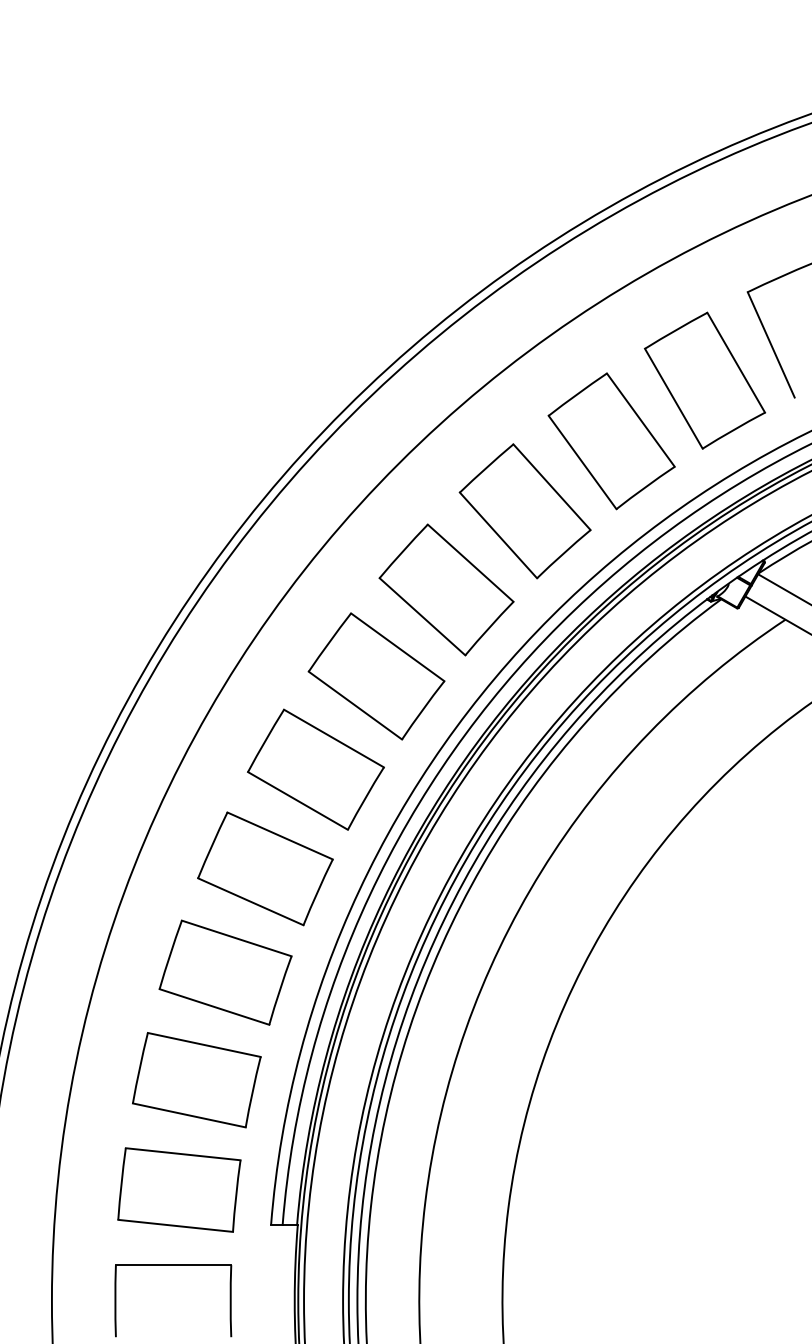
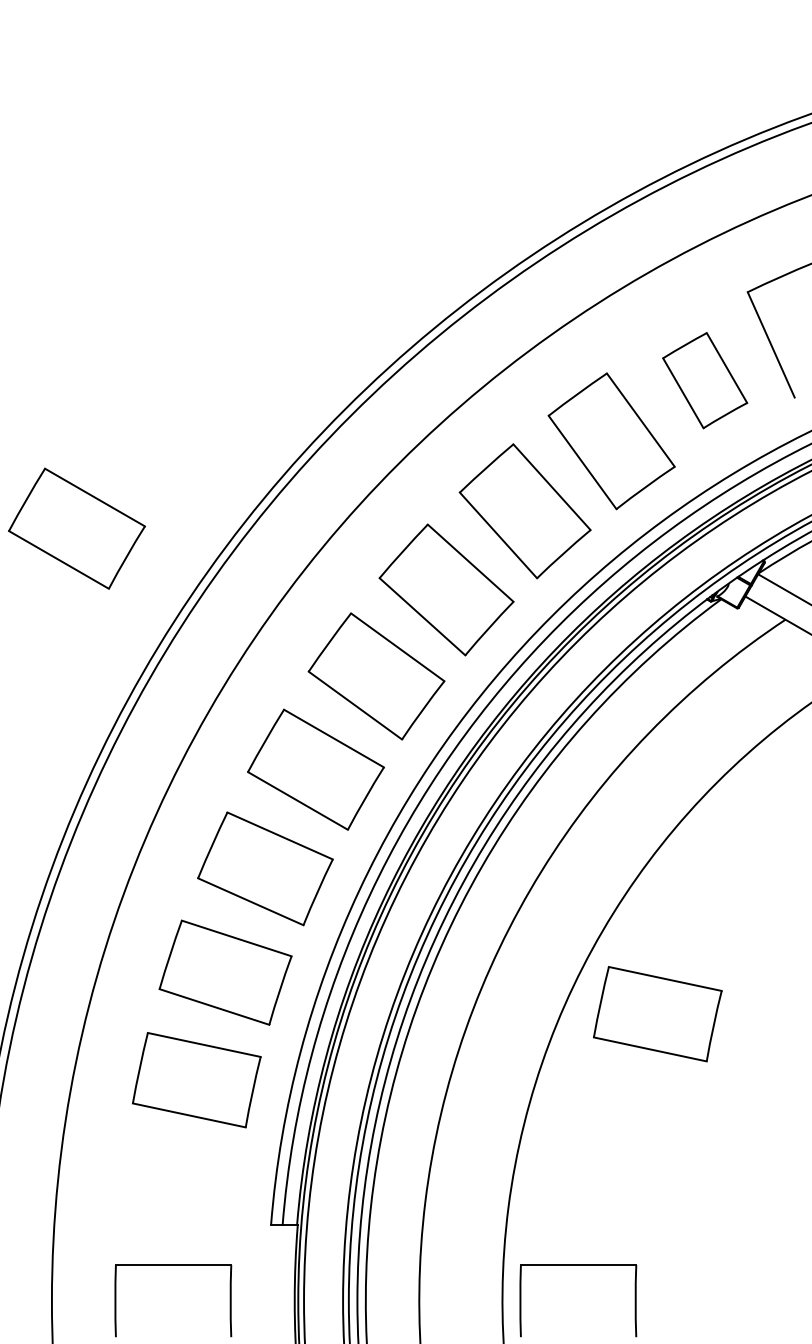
part size: 123x139 px -> 87x98 px (705, 380)
part: none -> present (76, 528)
part: none -> present (657, 1014)
part: present -> none (179, 1189)
part: none -> present (578, 1265)
